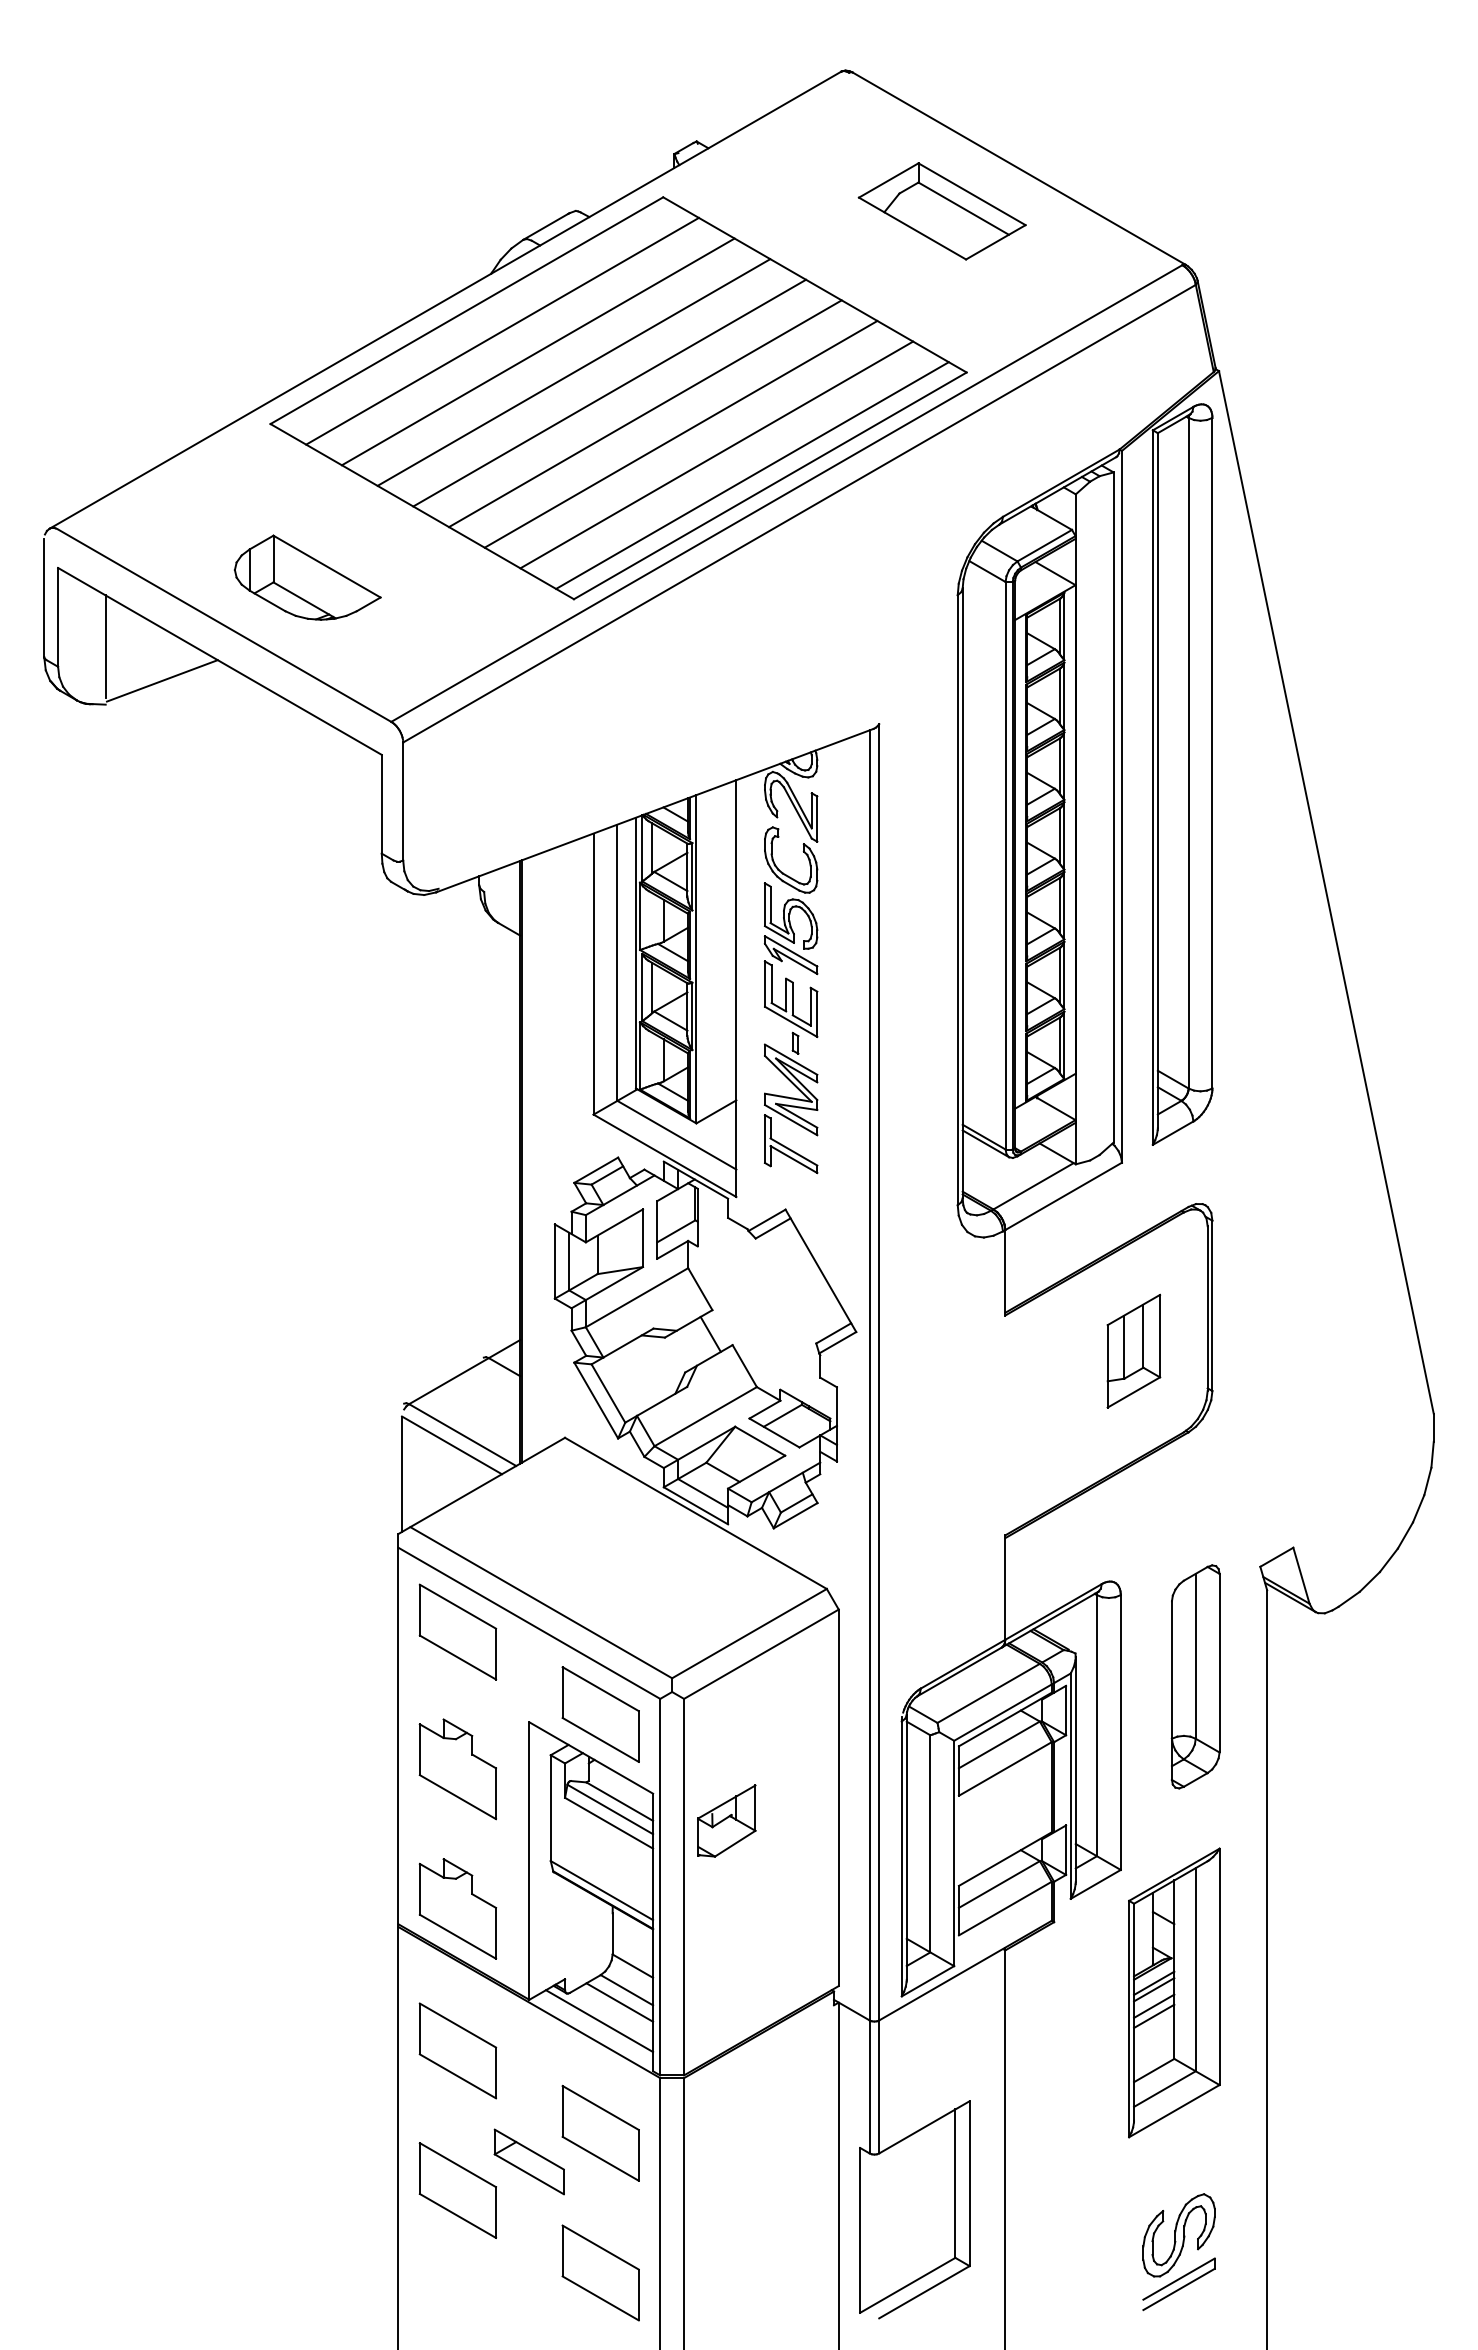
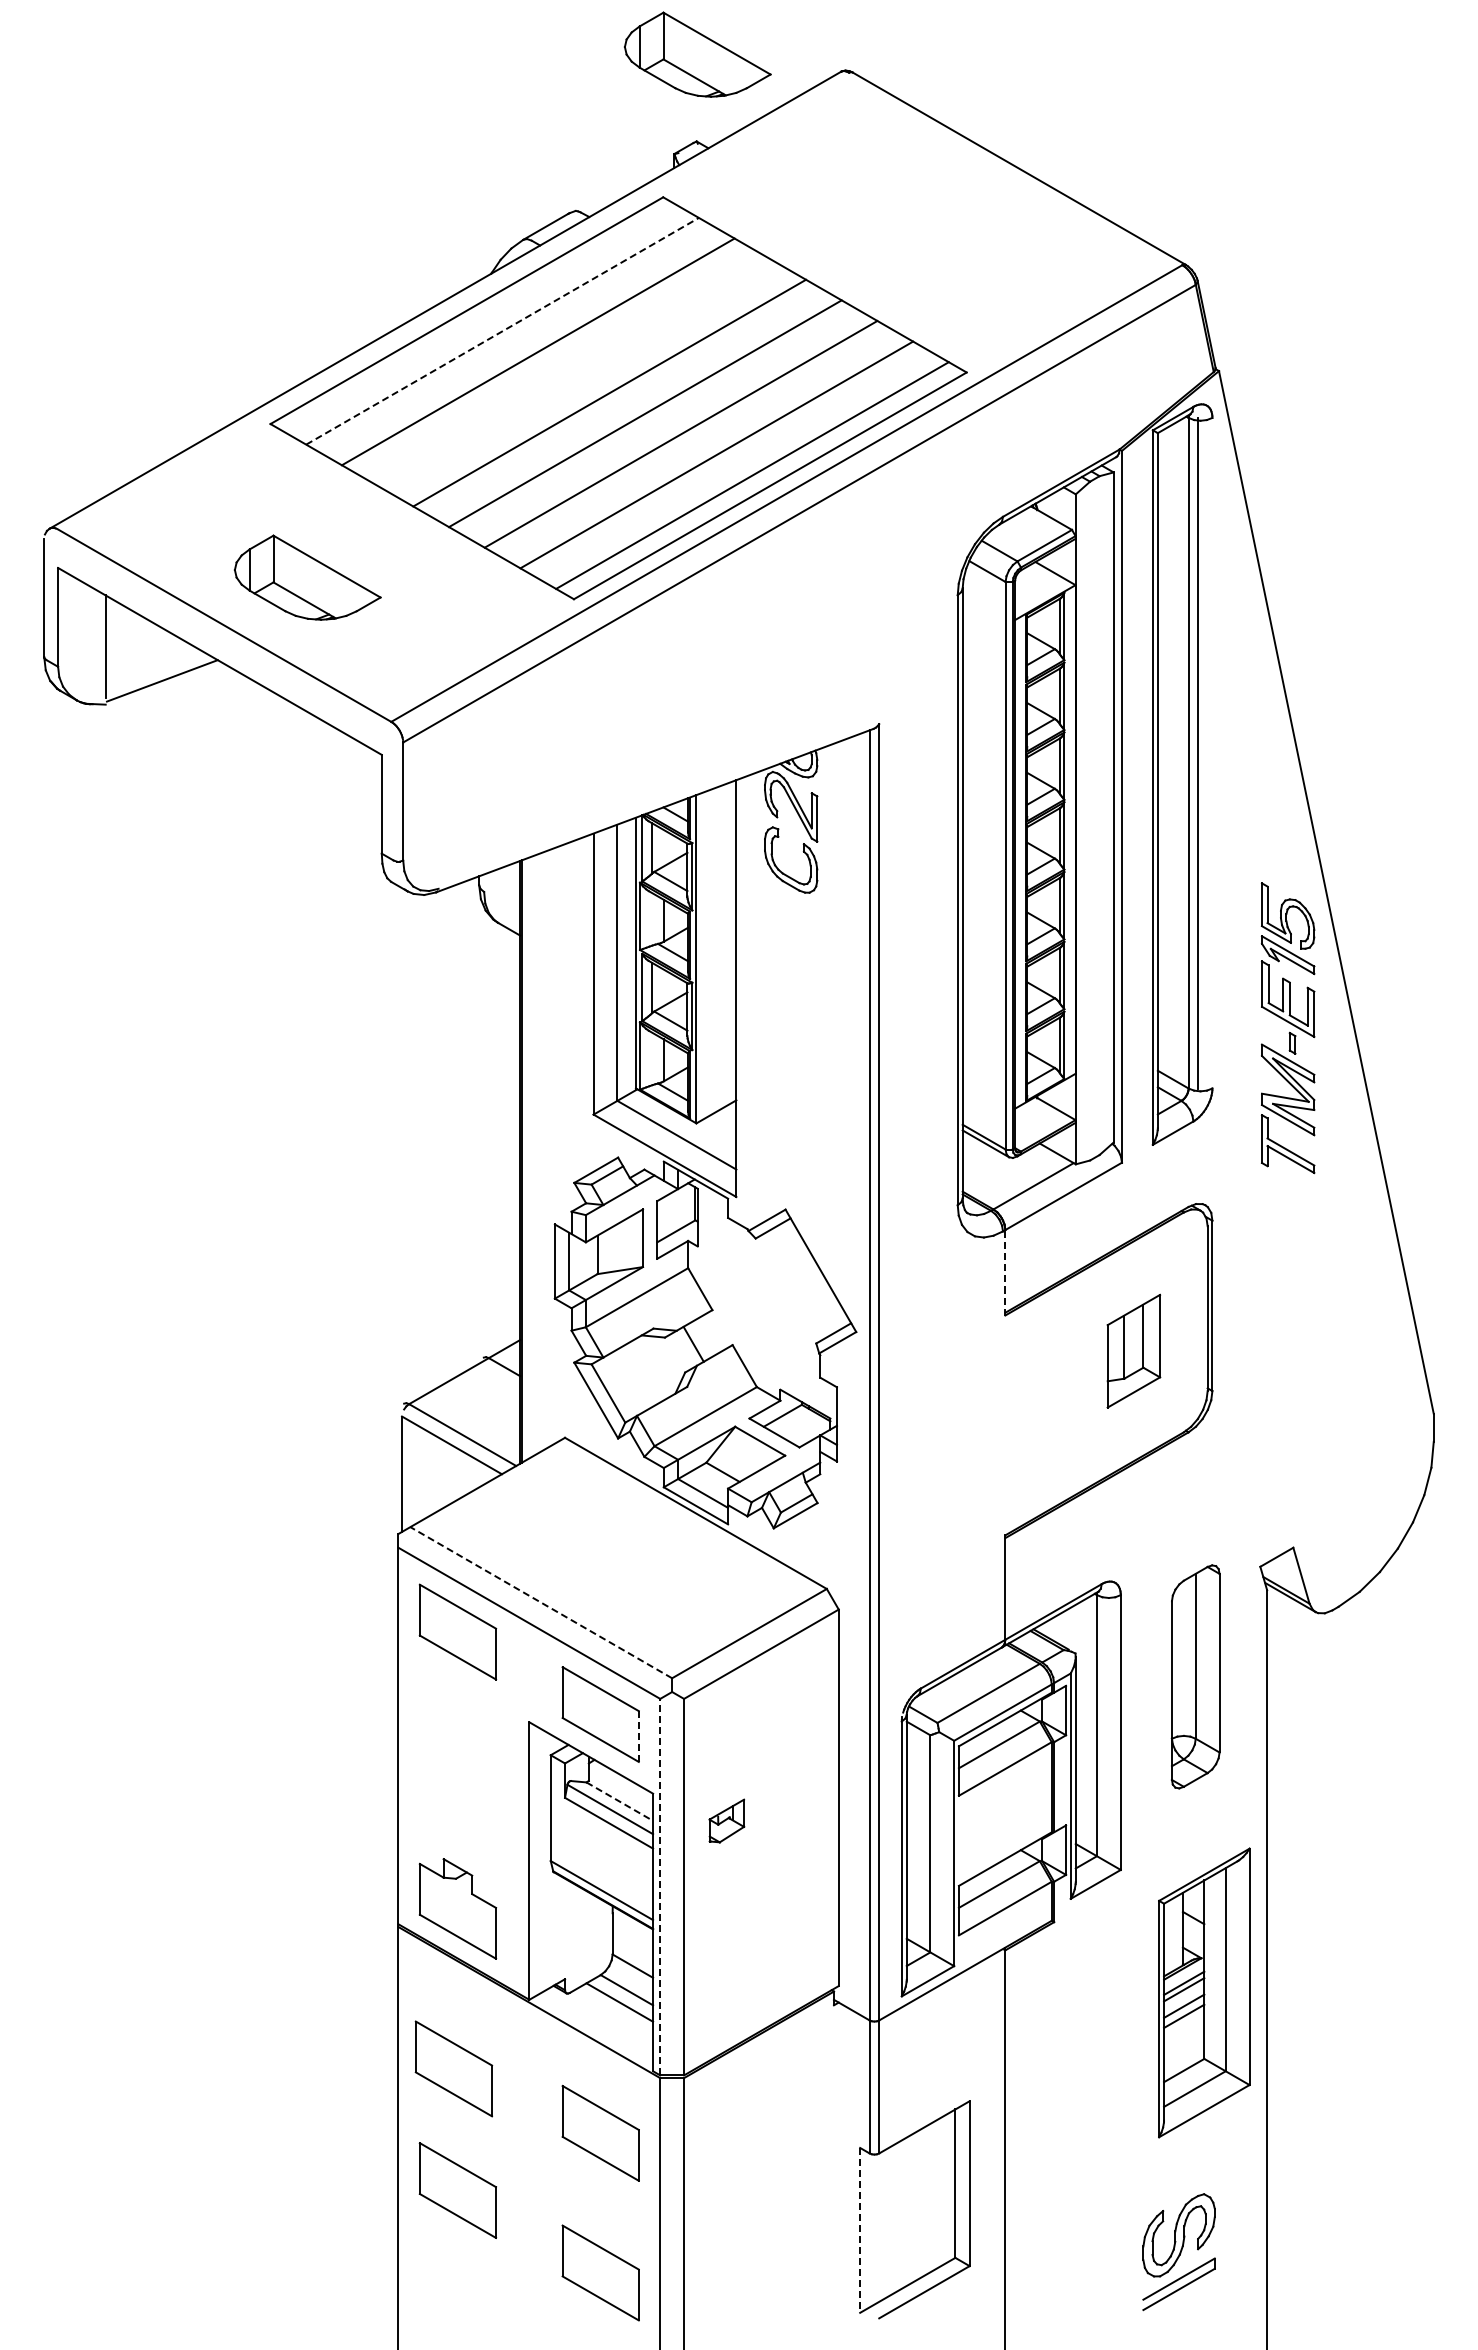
part: none -> present (697, 54)
part: present -> none (941, 211)
line: solid -> dashed (502, 331)
line: present -> none (573, 372)
line position: (1212, 752) -> (1198, 752) (1198, 752)
part position: (790, 1028) -> (1287, 1028) (1287, 1028)
line: solid -> dashed (1005, 1272)
line position: (710, 1333) -> (693, 1343) (693, 1343)
line: solid -> dashed (540, 1602)
line: solid -> dashed (638, 1737)
part: present -> none (457, 1769)
line: solid -> dashed (620, 1801)
part size: 60x74 px -> 38x46 px (726, 1820)
line: solid -> dashed (660, 1886)
part position: (1174, 1992) -> (1204, 1992) (1204, 1992)
line: present -> none (599, 2021)
part position: (457, 2050) -> (453, 2068) (453, 2068)
part: present -> none (528, 2161)
line: present -> none (838, 2174)
line: solid -> dashed (860, 2230)
